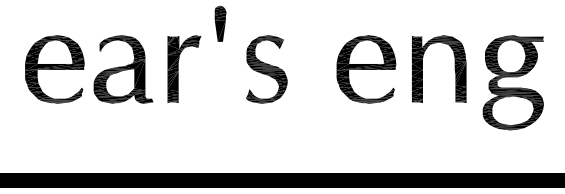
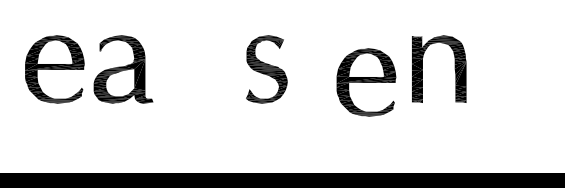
part: present -> none (220, 23)
part: present -> none (184, 68)
part position: (366, 69) -> (366, 82) (366, 82)
part: present -> none (512, 82)
